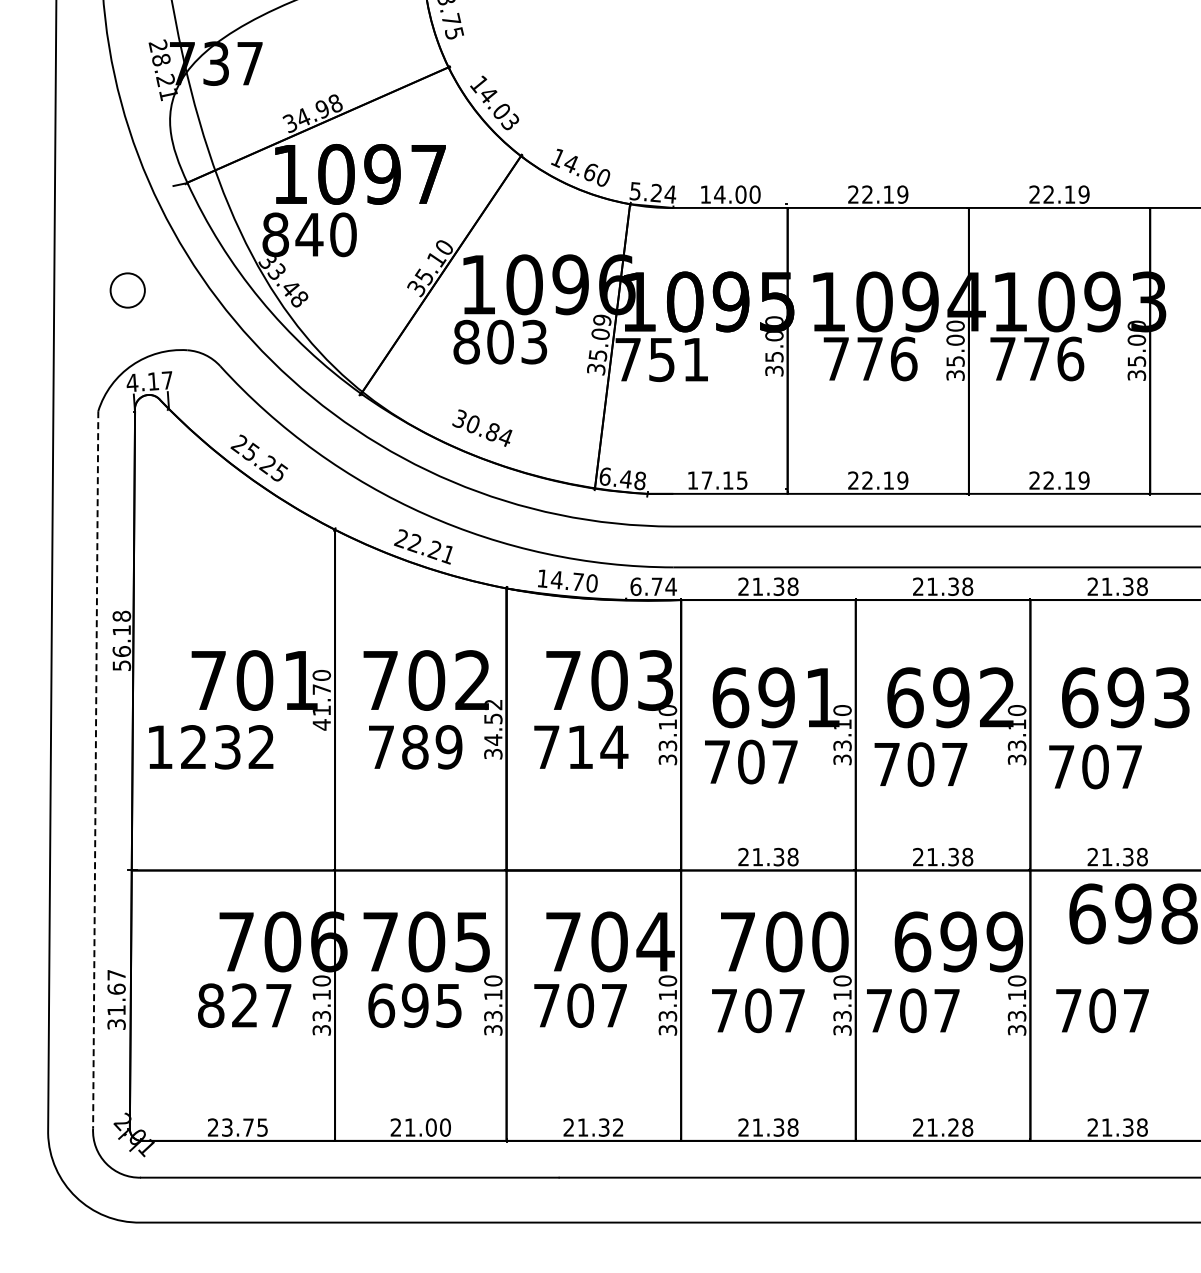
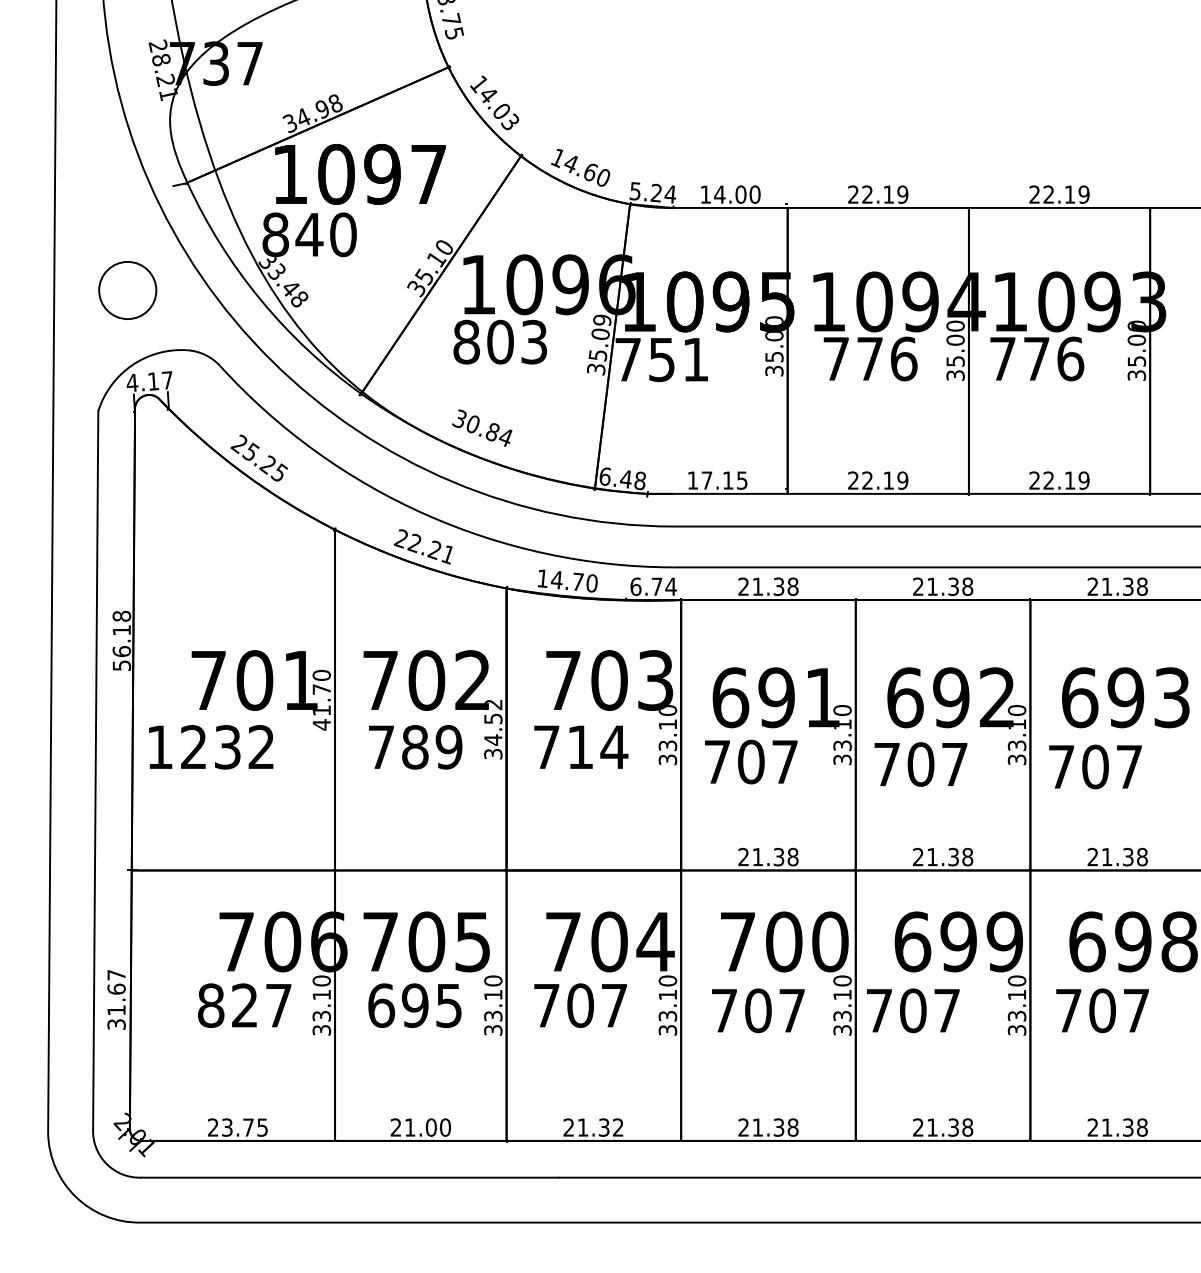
circle diameter: 34 px -> 57 px (127, 290)
line: dashed -> solid (95, 769)
text position: (1133, 913) -> (1133, 941) (1133, 941)
text: 21.28 -> 21.38 (953, 1127)
